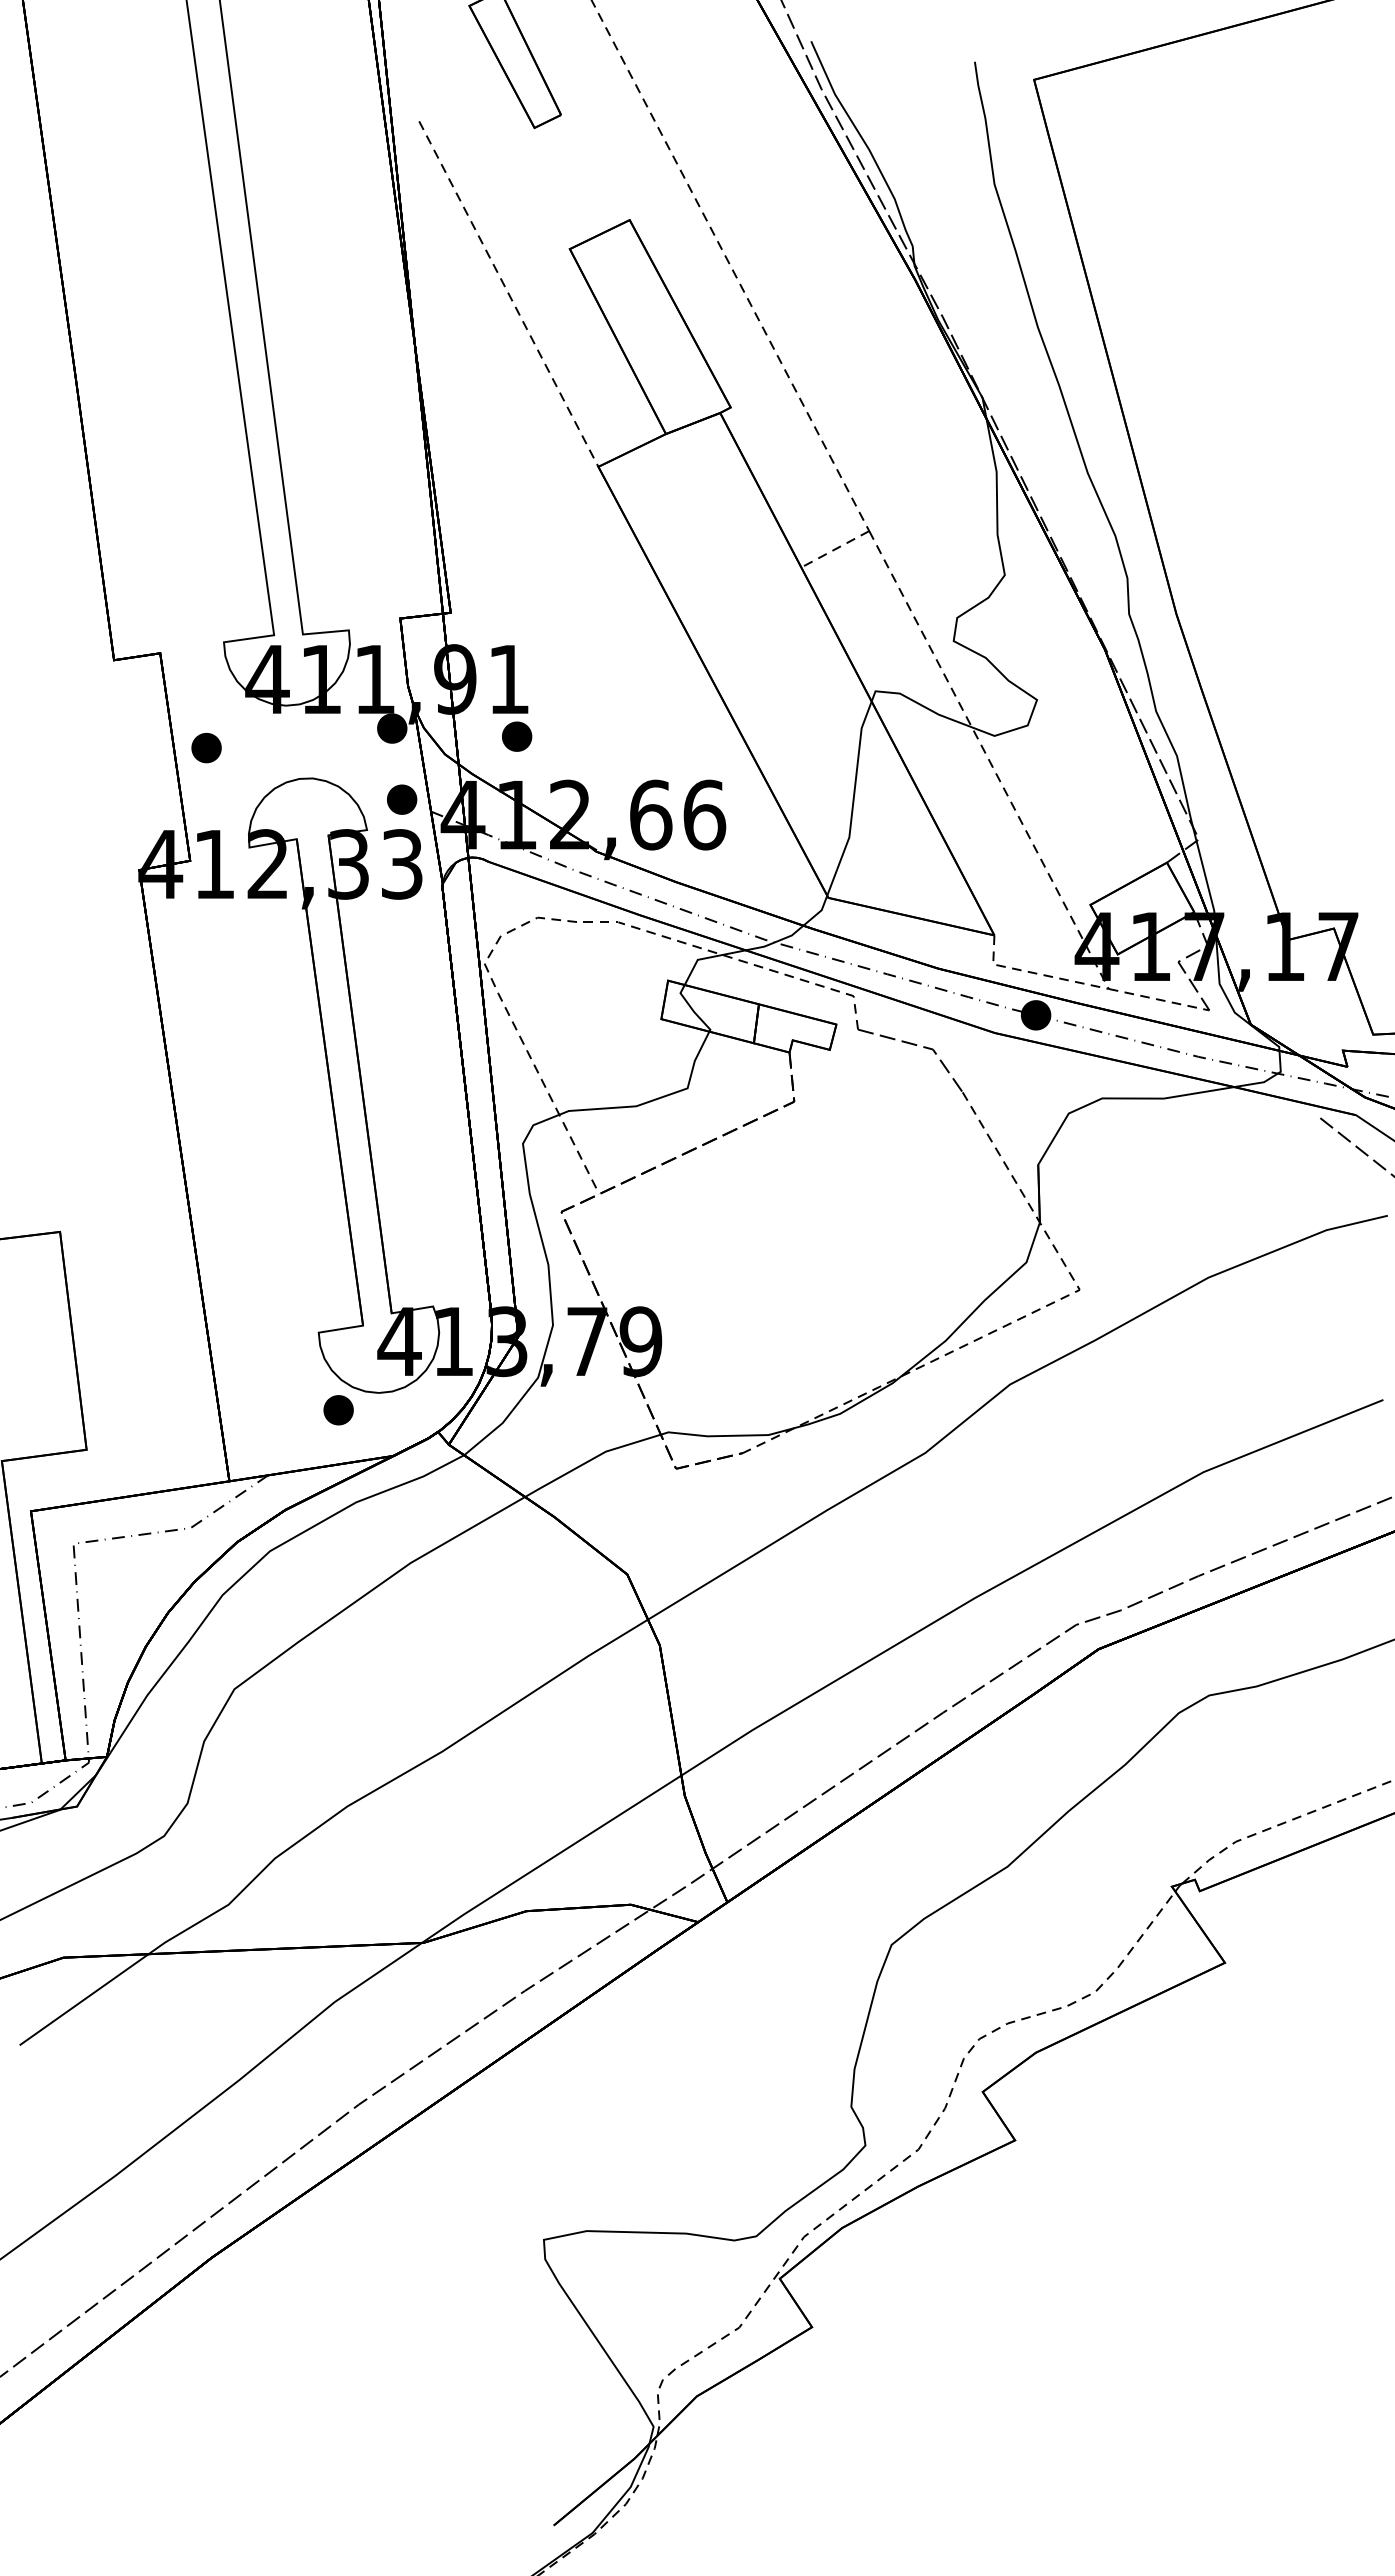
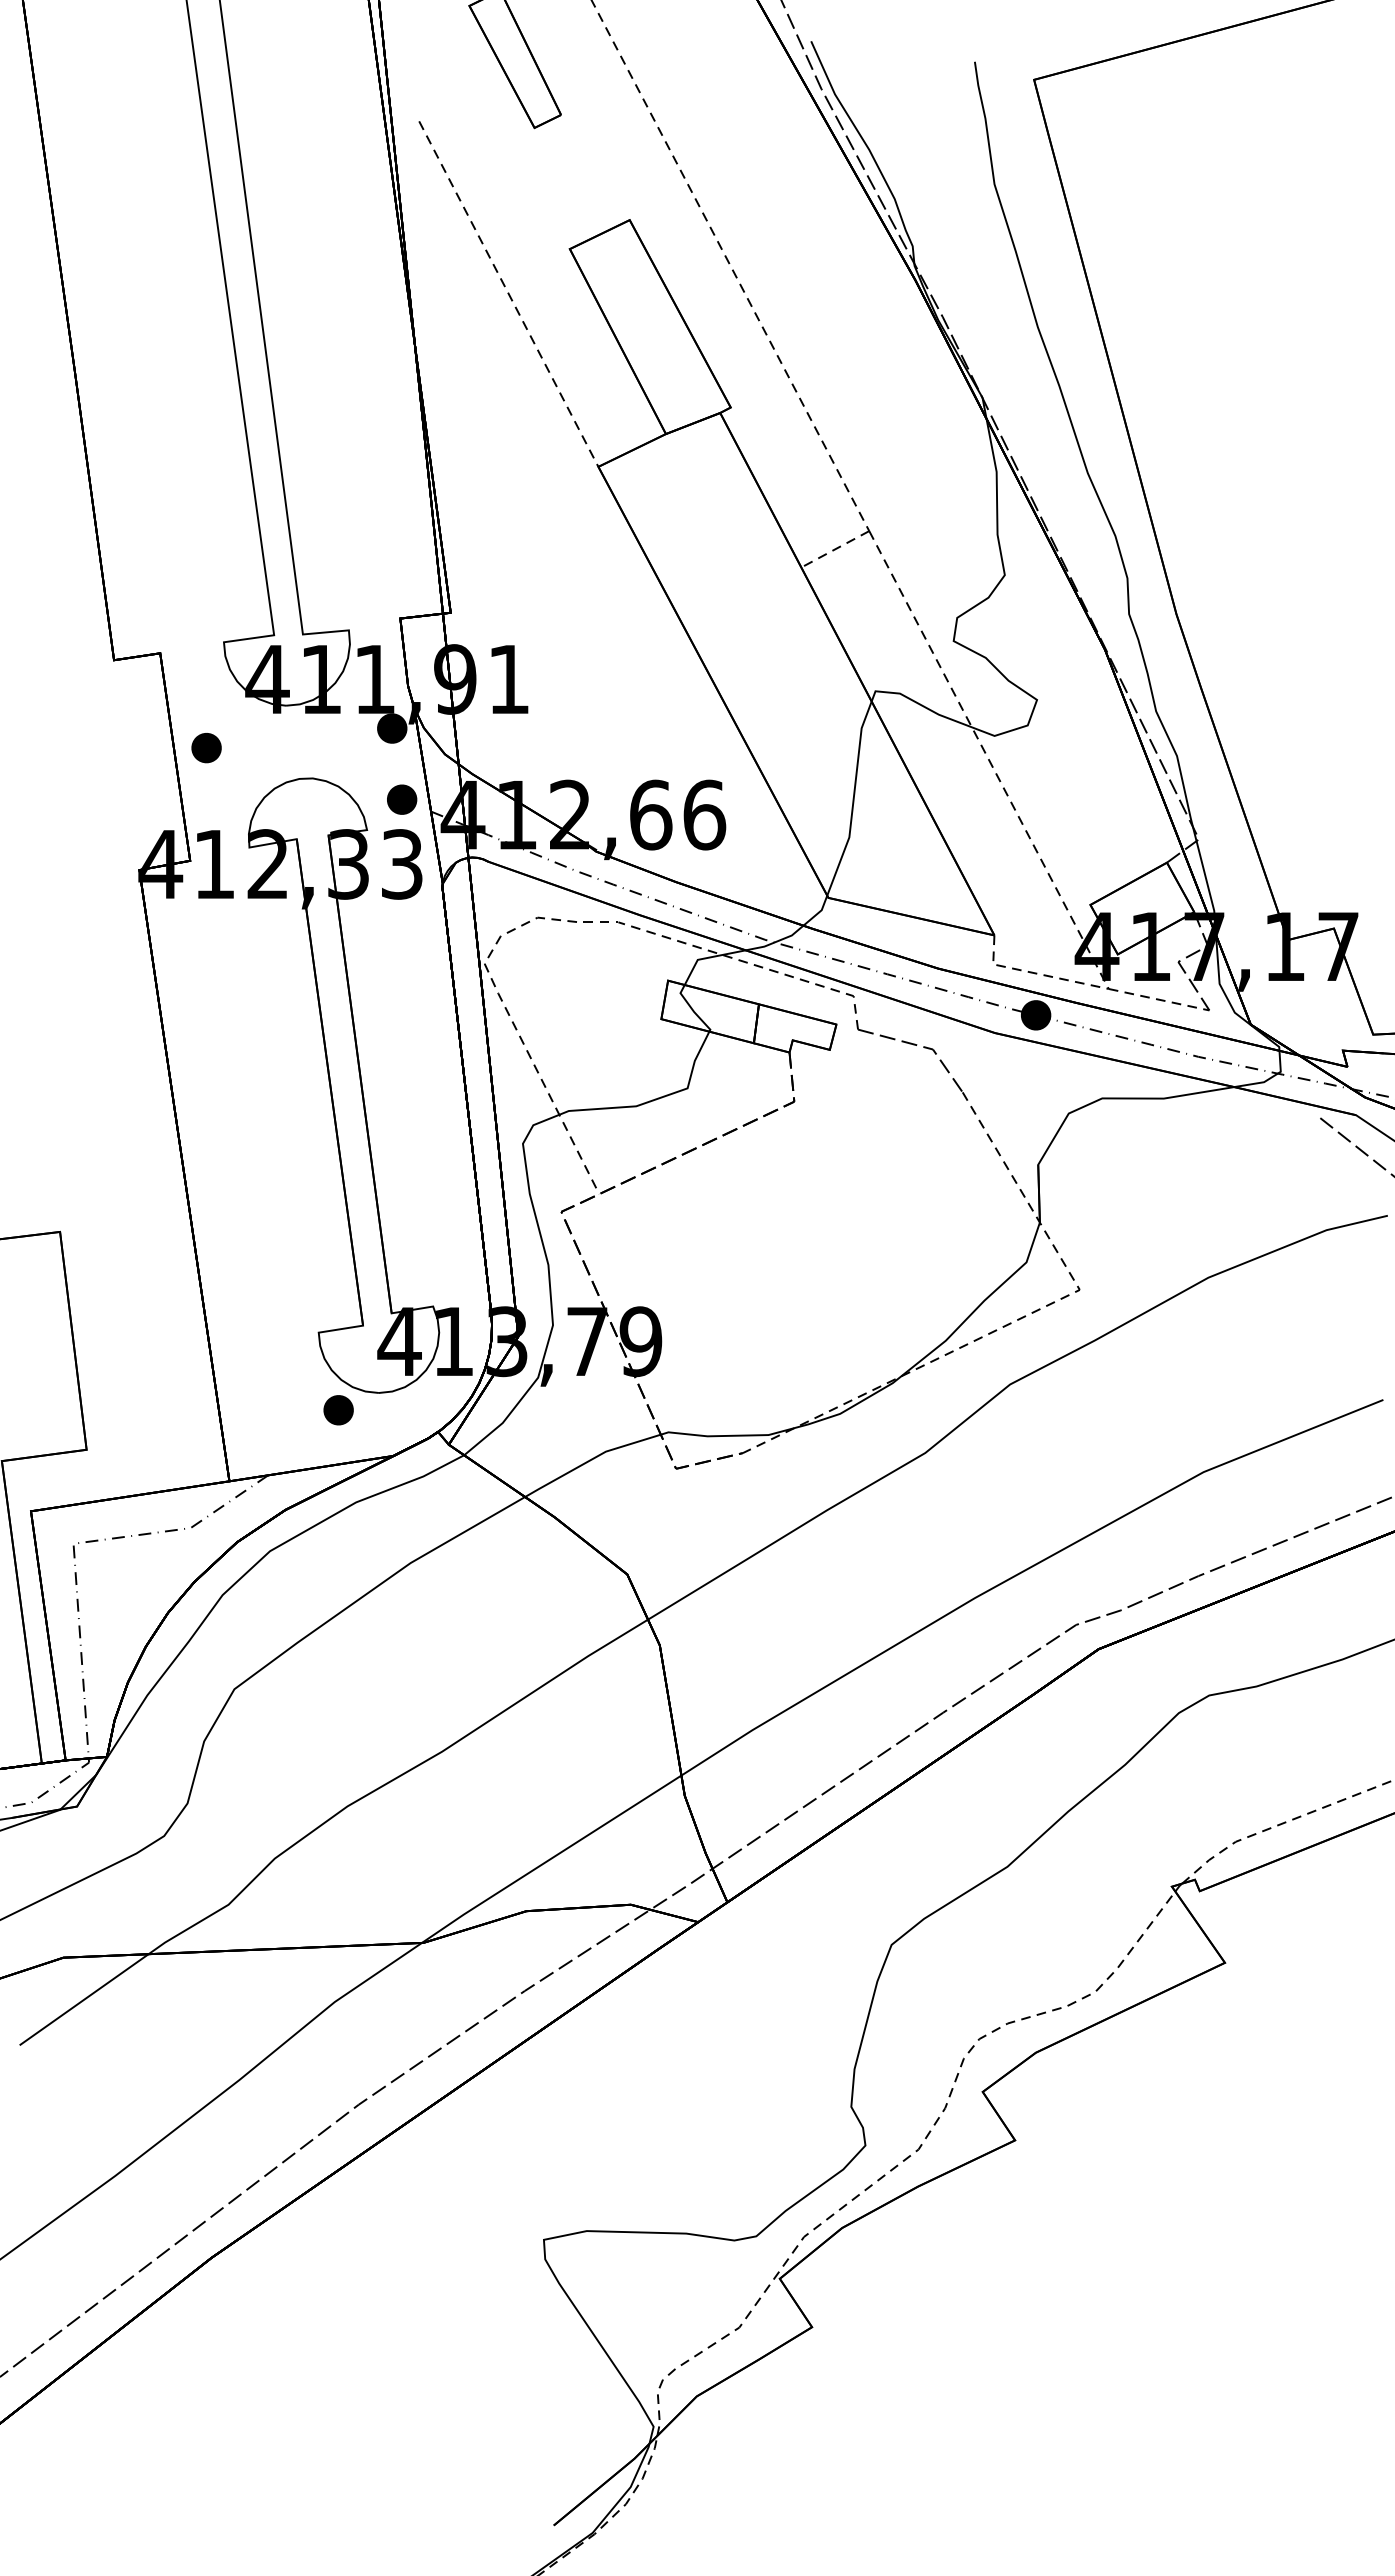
part: present -> none (517, 736)
